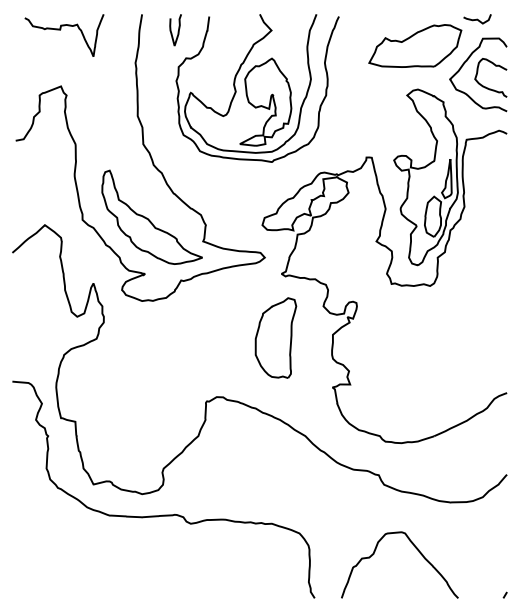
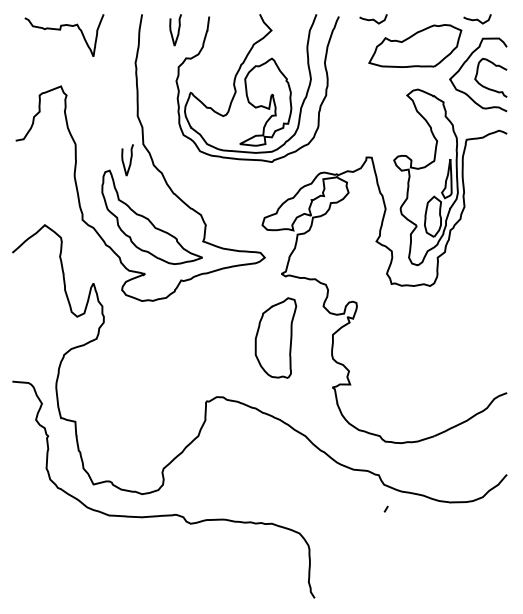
curve: none -> present (373, 19)
curve: none -> present (129, 161)
curve: present -> none (415, 548)
line position: (504, 594) -> (385, 508) (385, 508)
